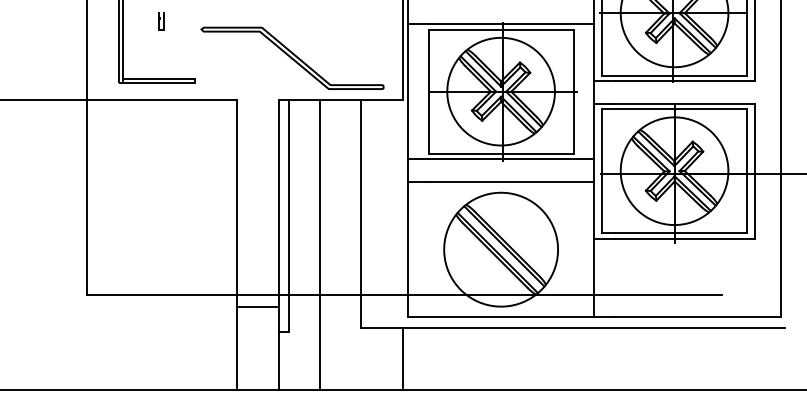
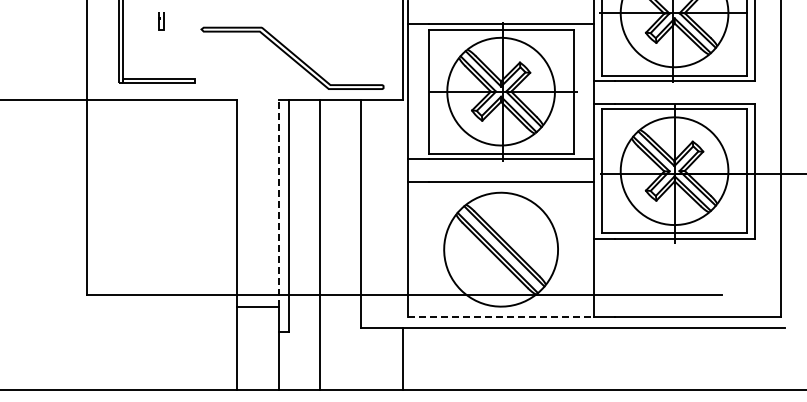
line: solid -> dashed (278, 203)
line: solid -> dashed (501, 316)
